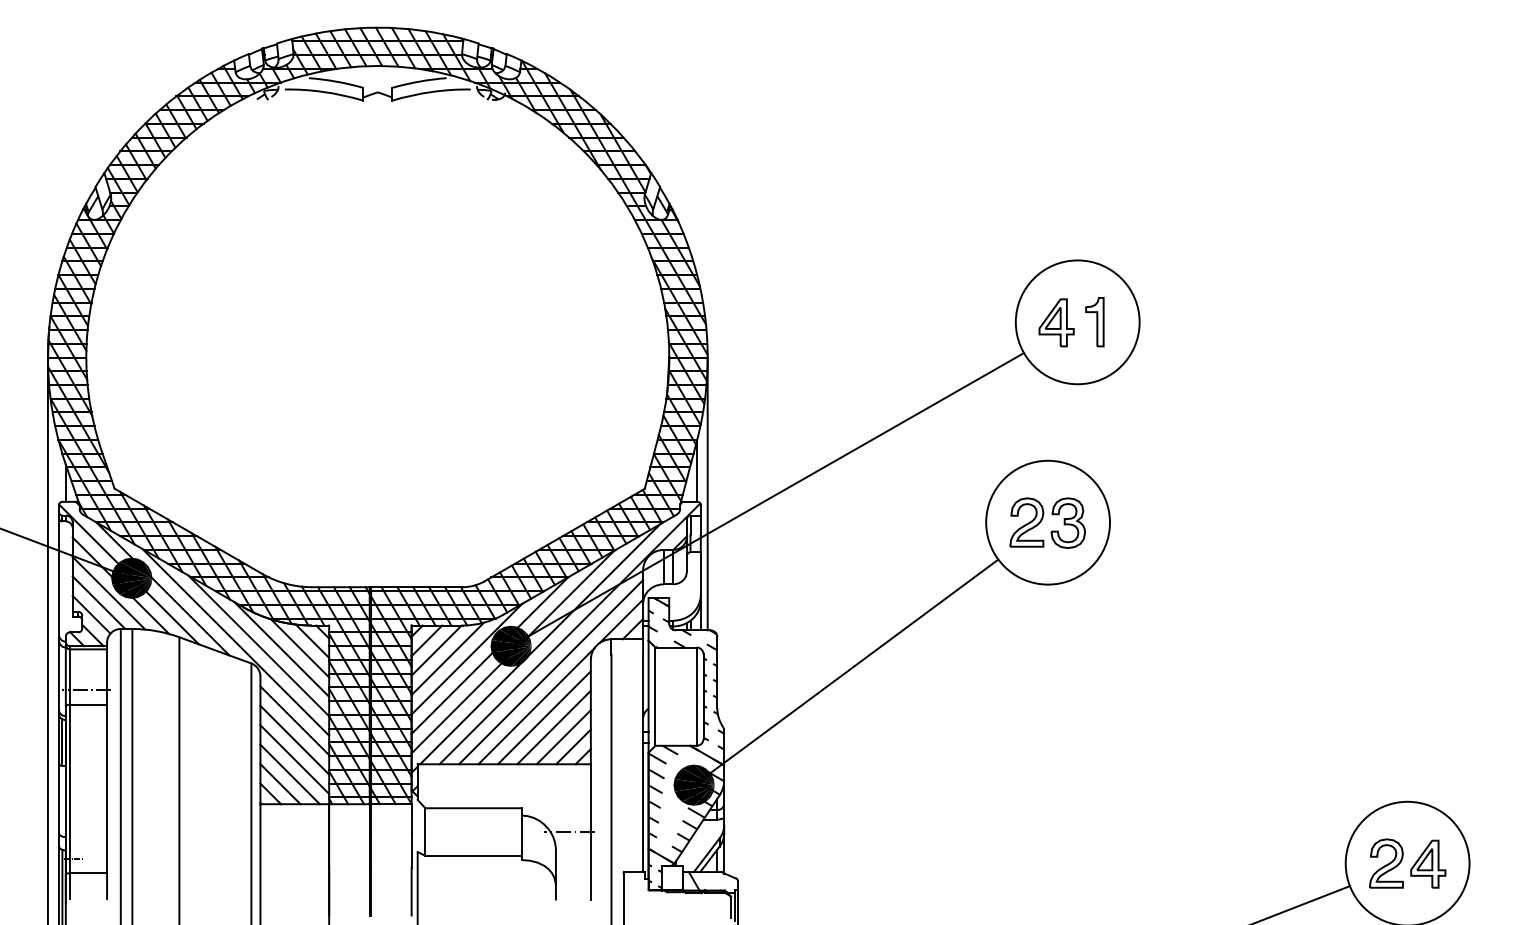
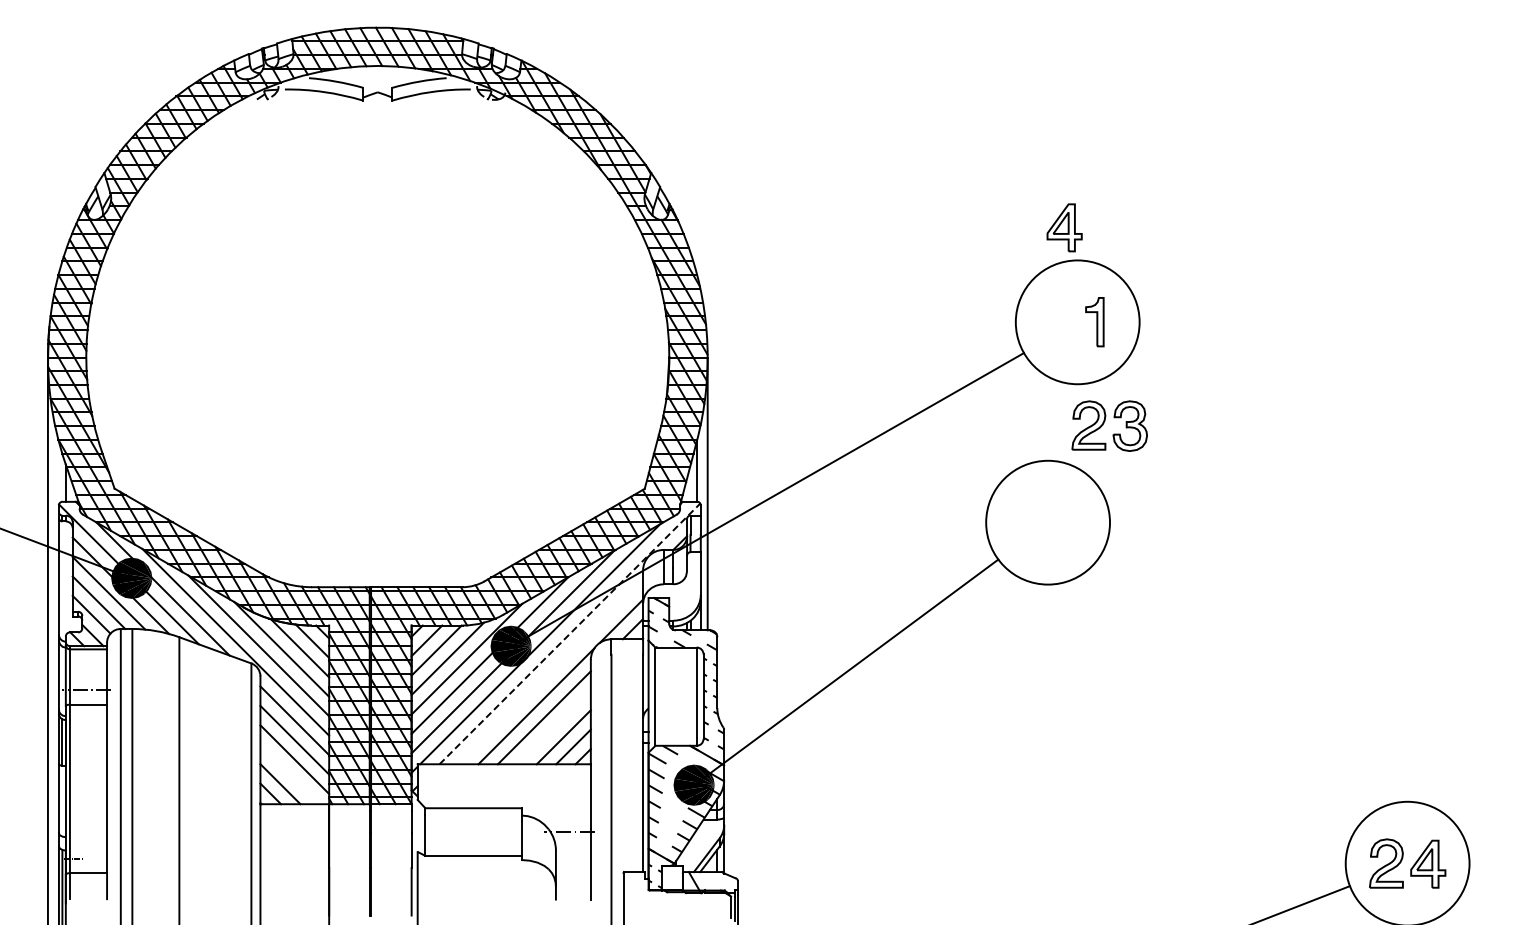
part position: (1056, 322) -> (1064, 227) (1064, 227)
part position: (1047, 522) -> (1109, 425) (1109, 425)
line: solid -> dashed (570, 633)
line: present -> none (551, 672)
line: present -> none (553, 727)
line: present -> none (289, 774)
